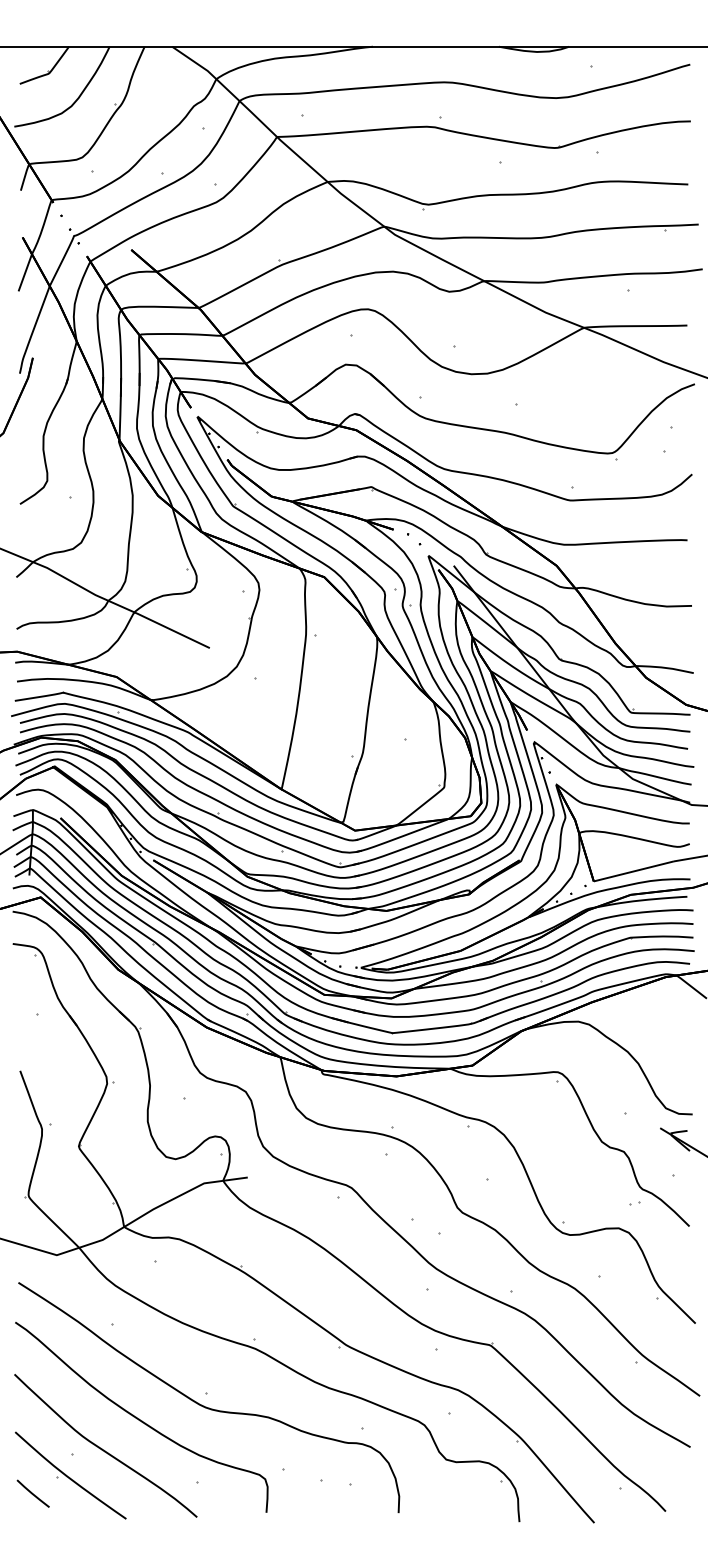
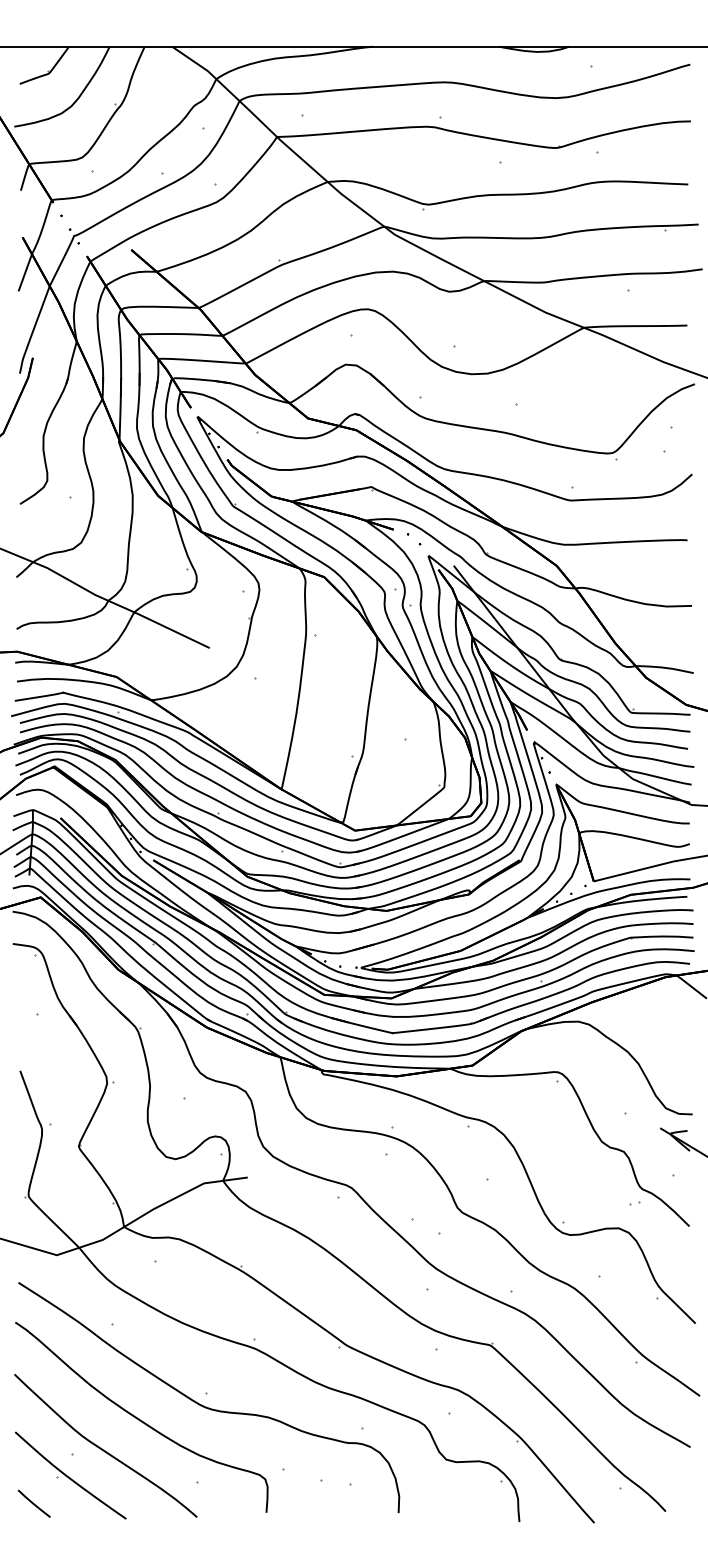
line position: (32, 1493) -> (33, 1503) (33, 1503)
